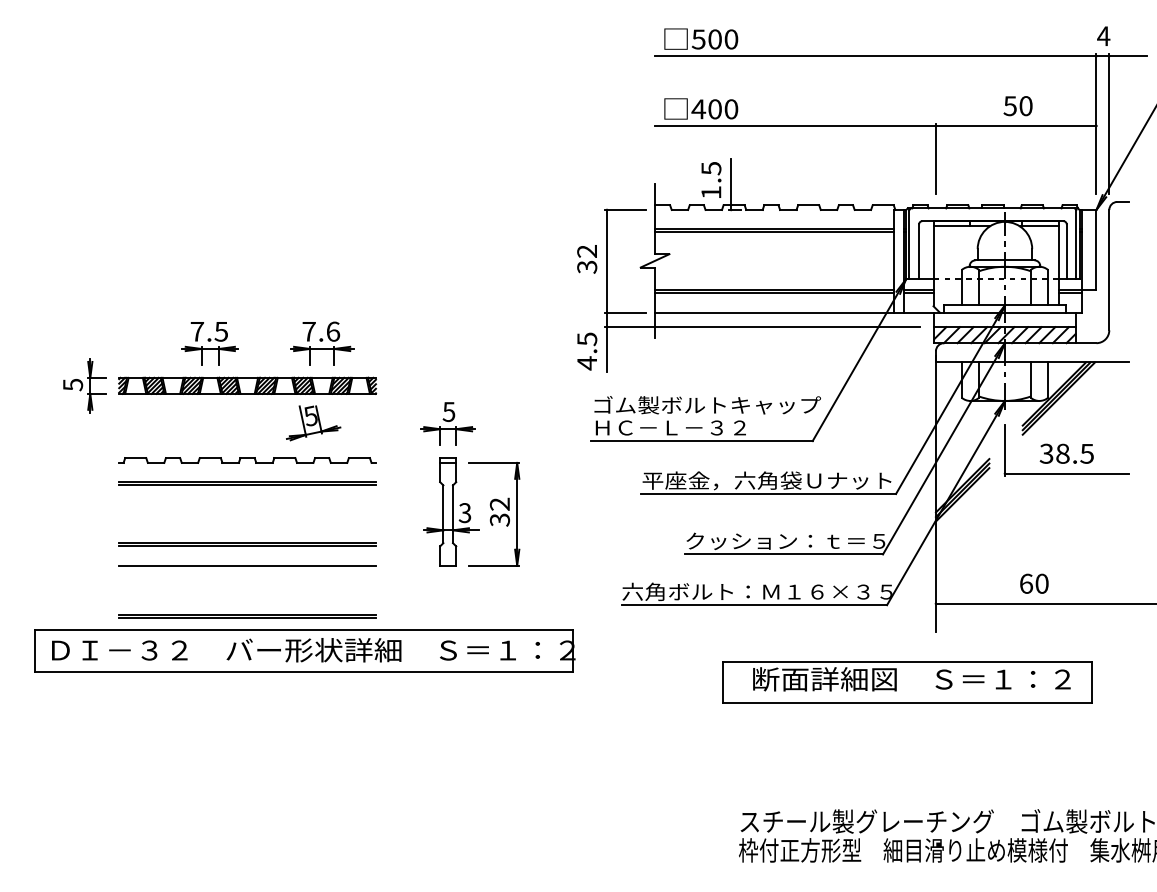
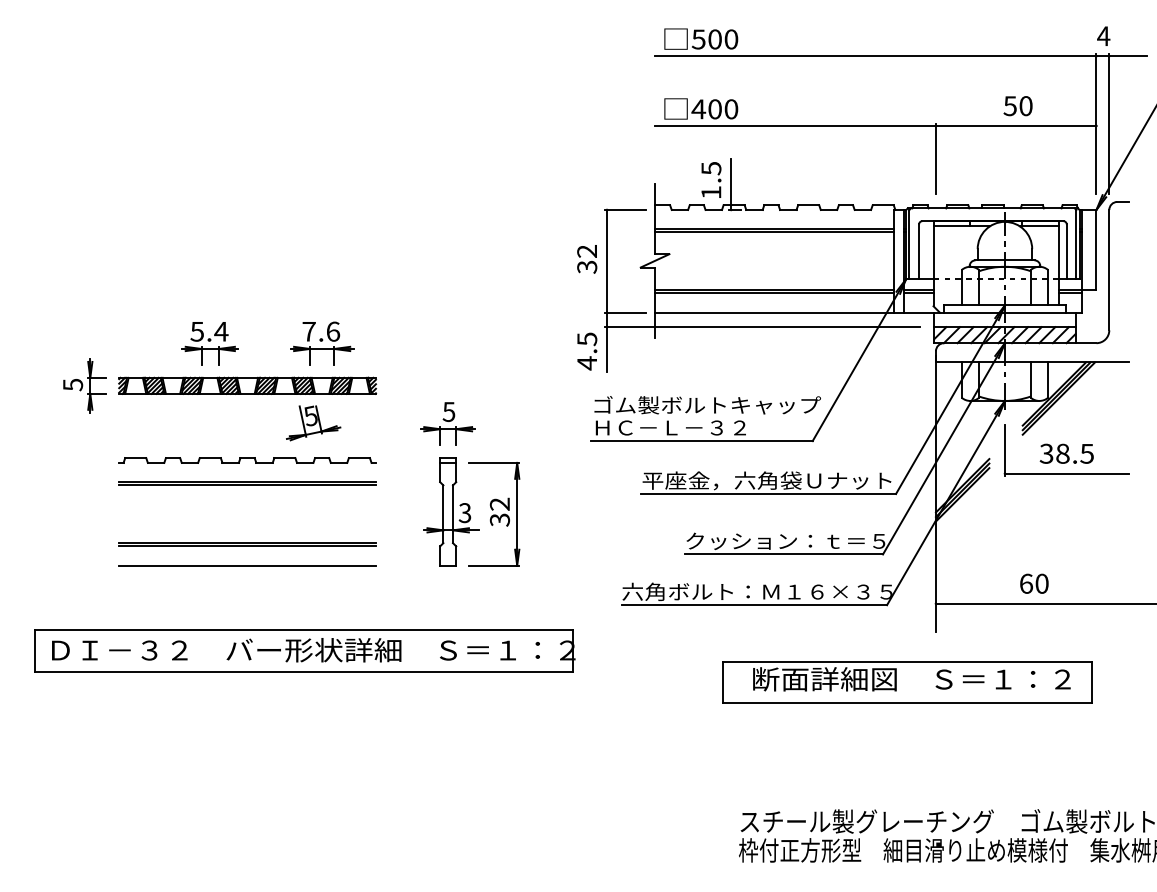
text: 7.5 -> 5.4 (209, 331)
line: present -> none (247, 615)
